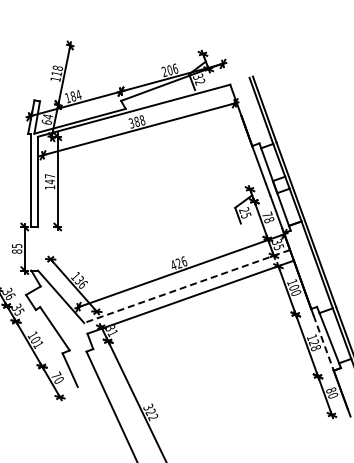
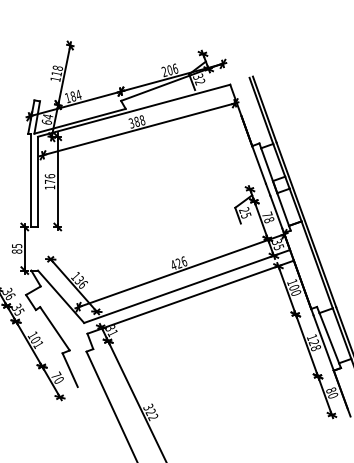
text: 147 -> 176 (49, 179)
line: dashed -> solid (186, 286)
line: dashed -> solid (323, 343)
